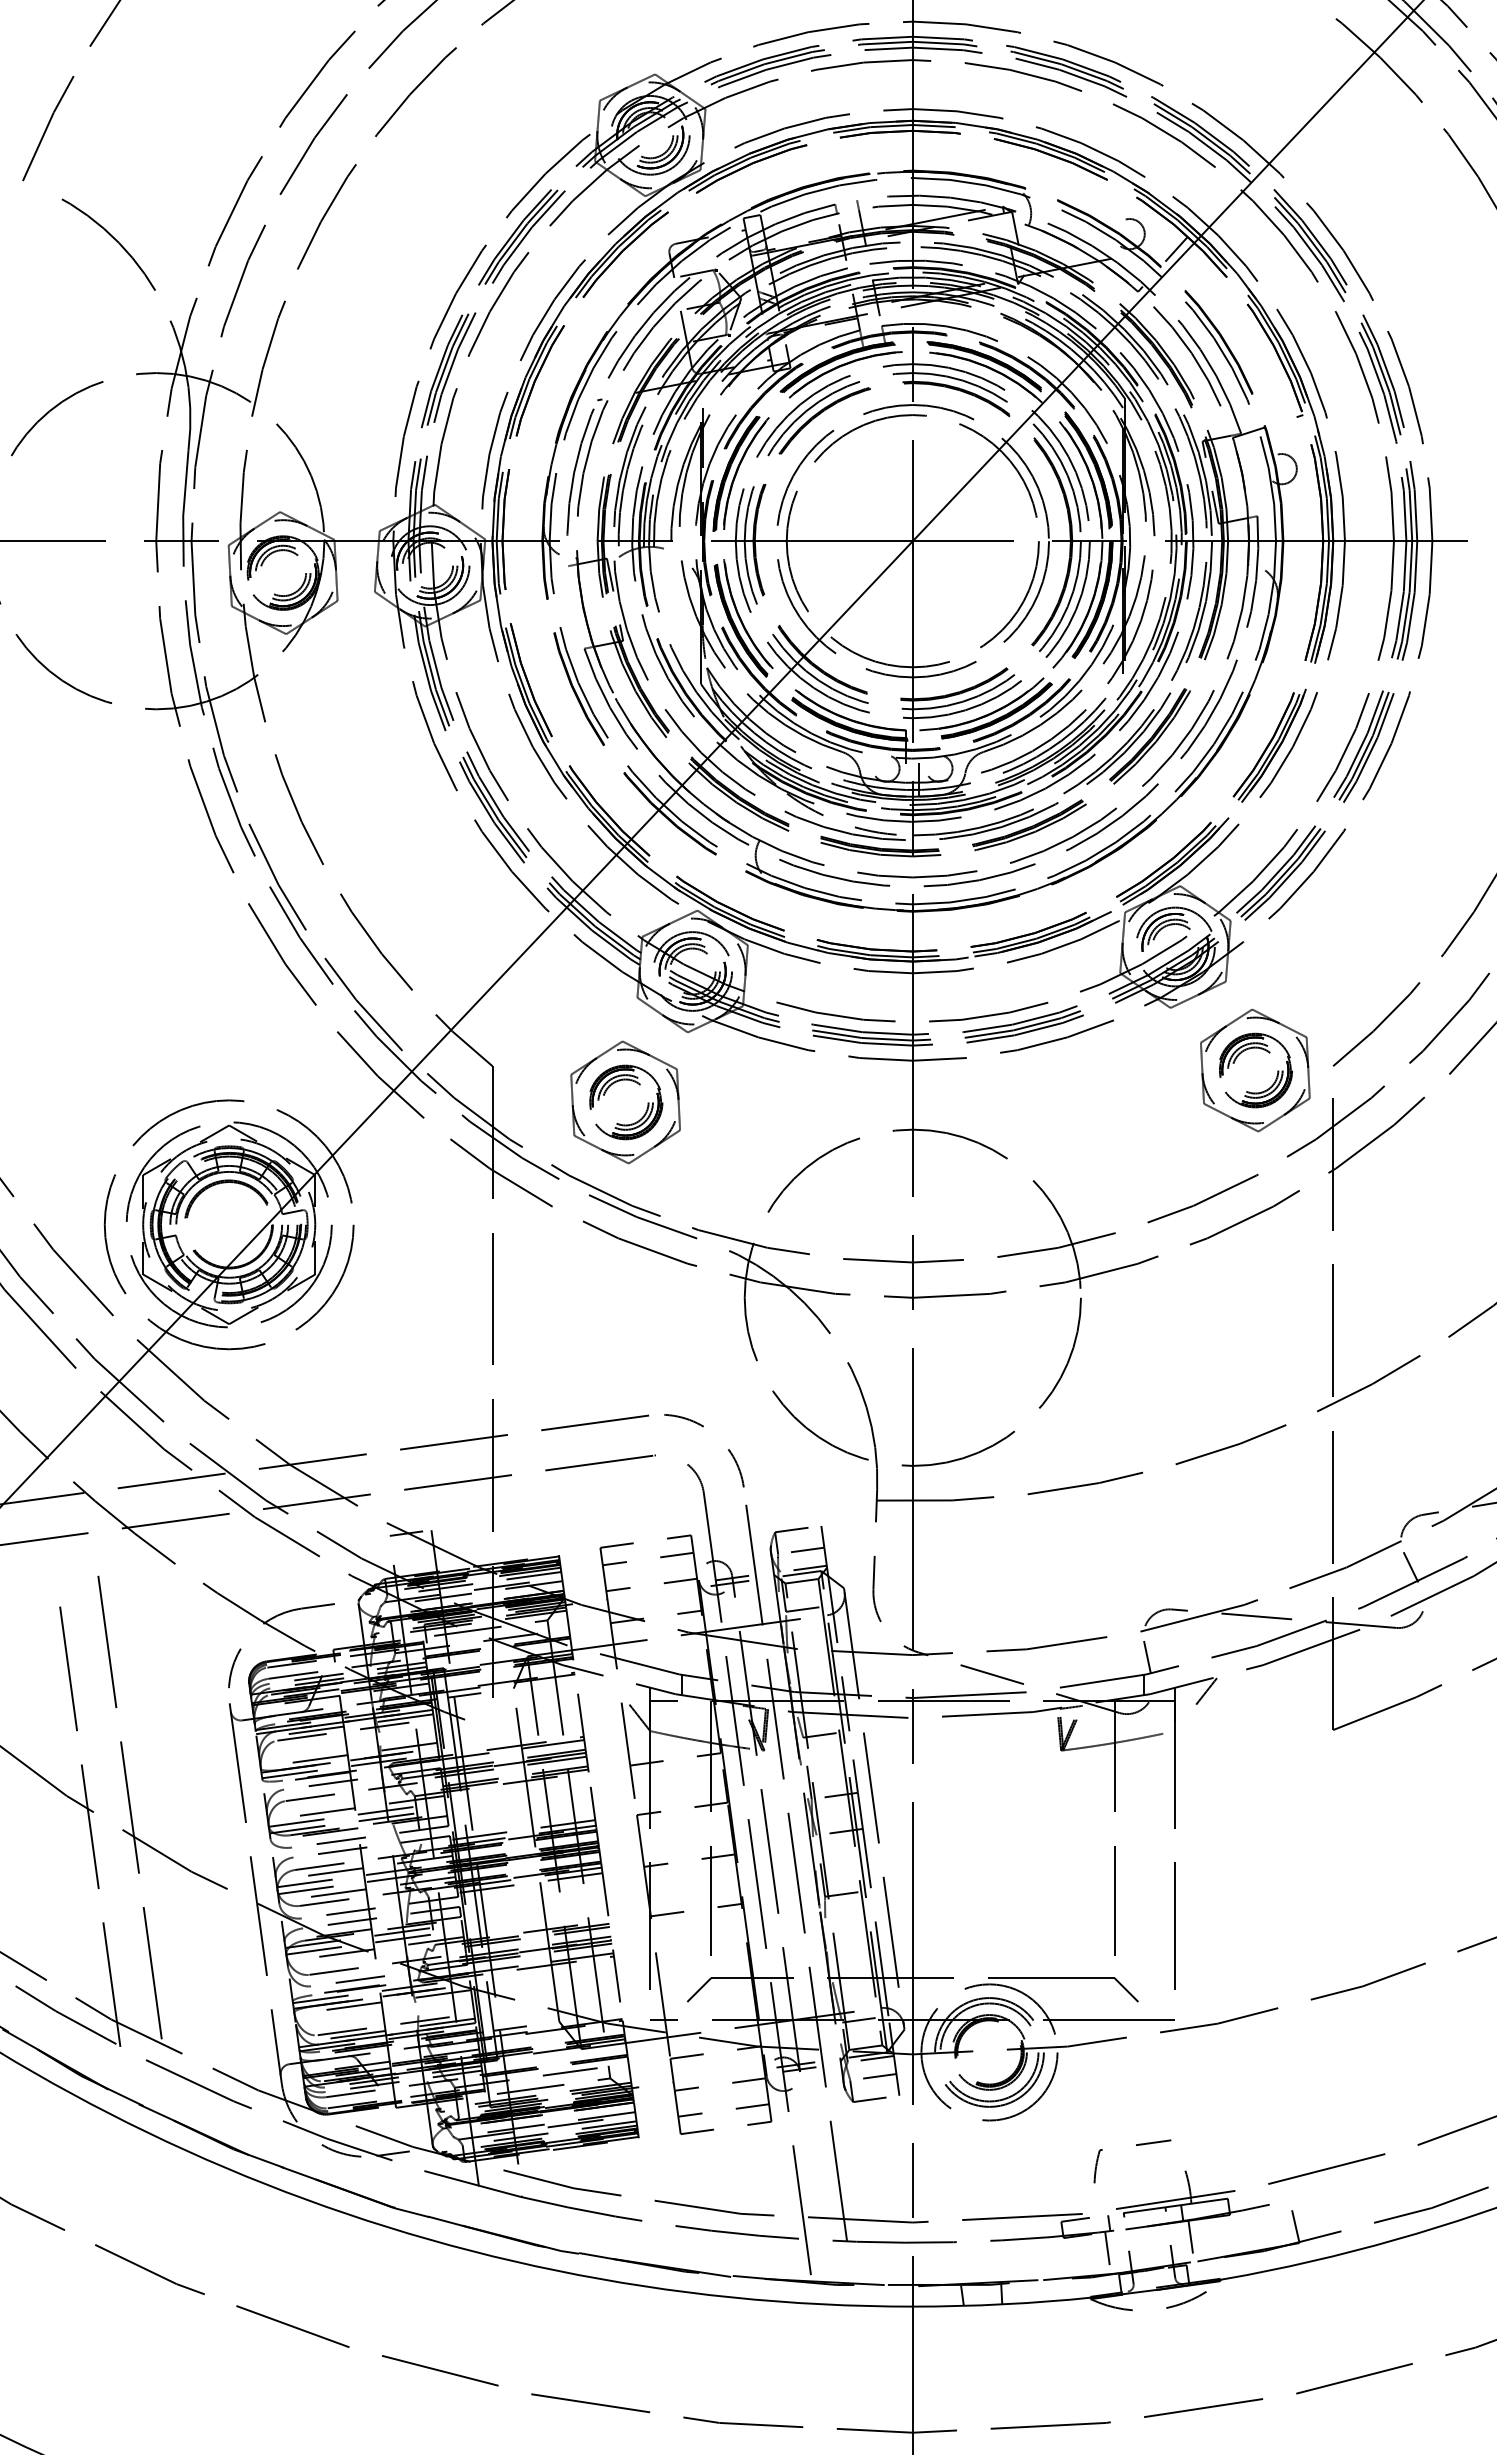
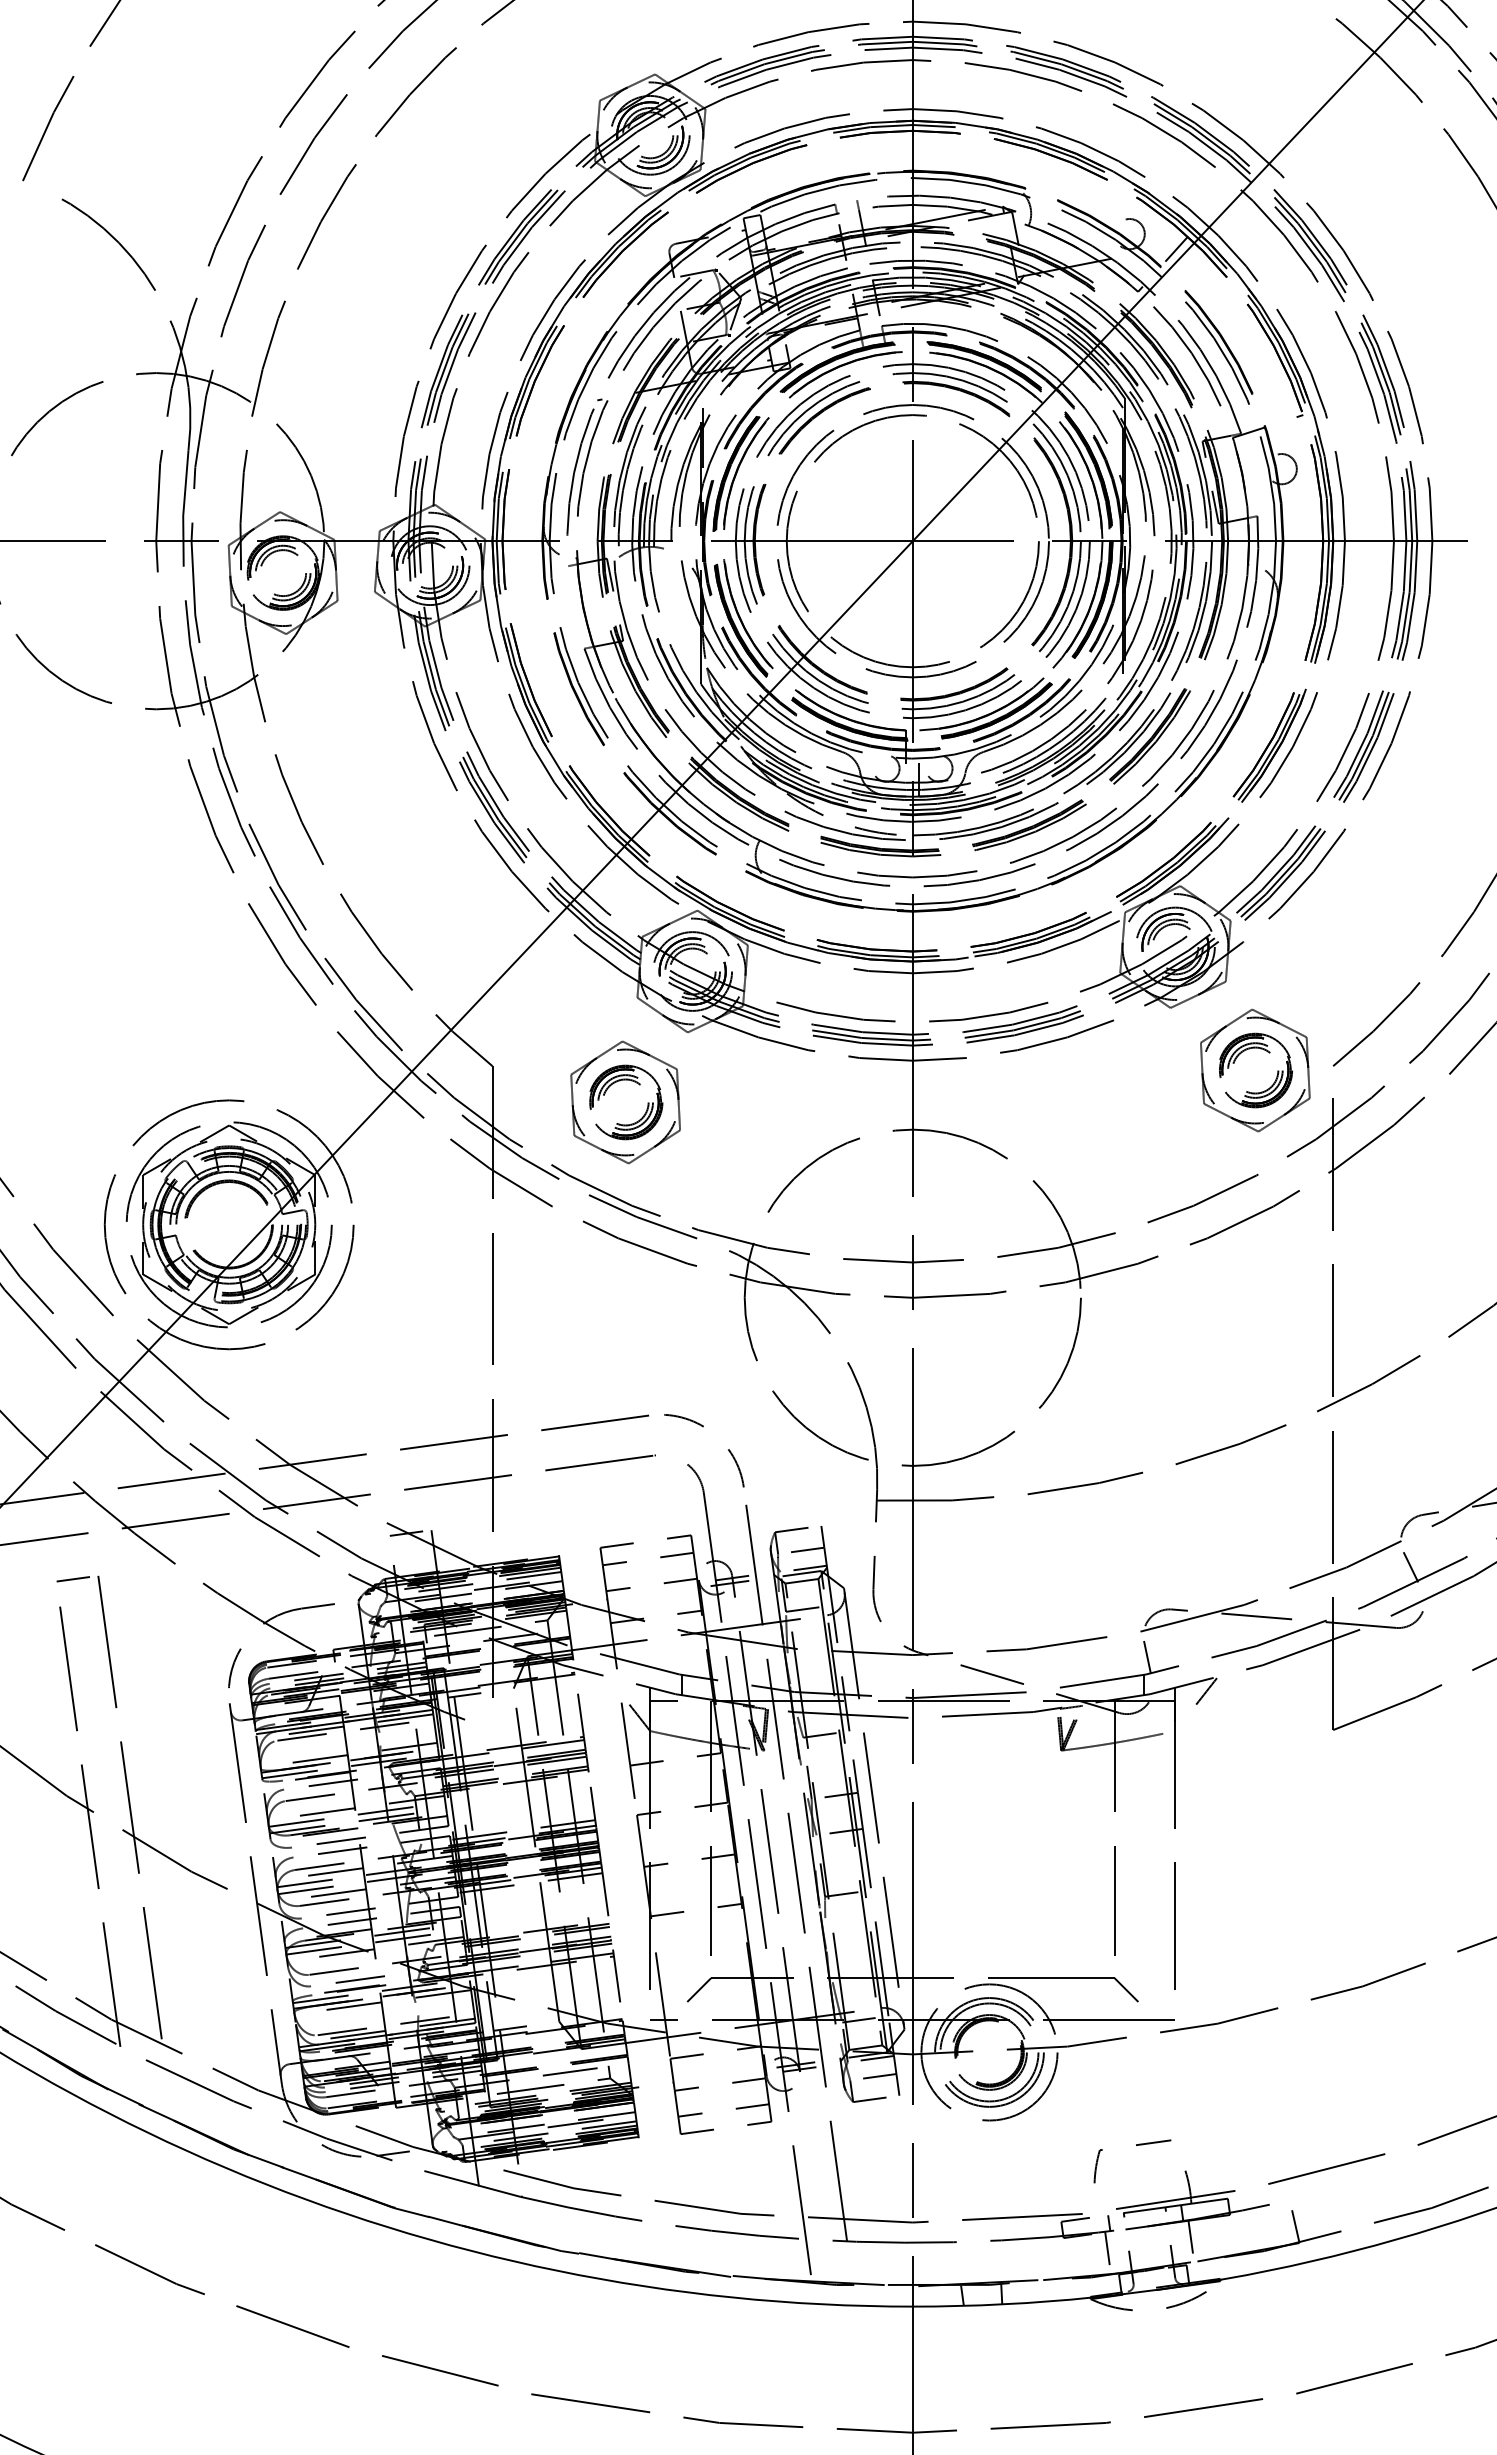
line: none -> present (72, 1579)
